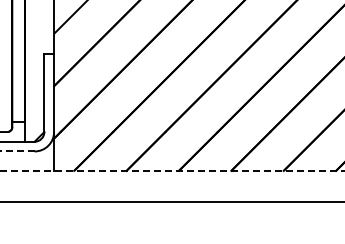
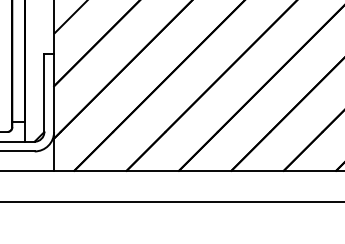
line: dashed -> solid (17, 151)
line: dashed -> solid (172, 170)
